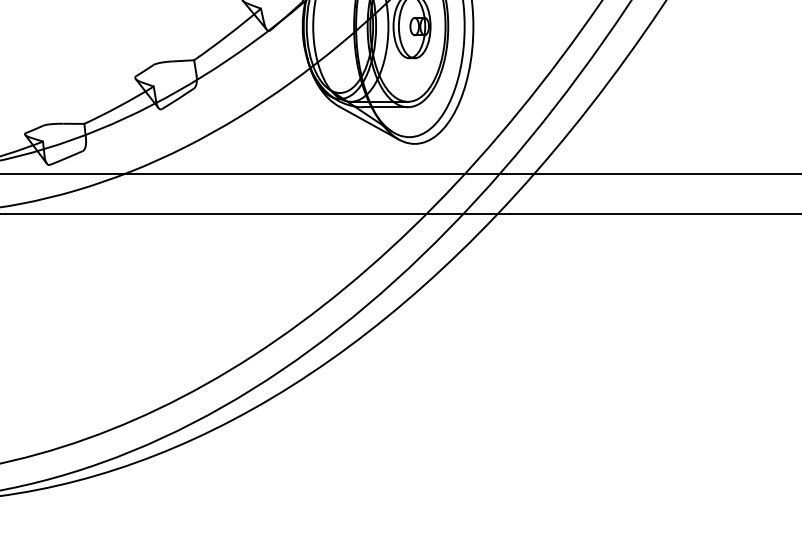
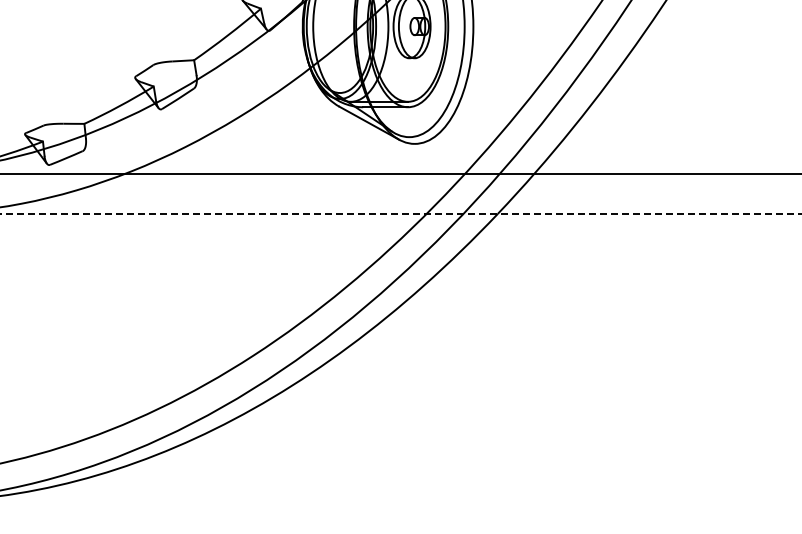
line: solid -> dashed (400, 213)
